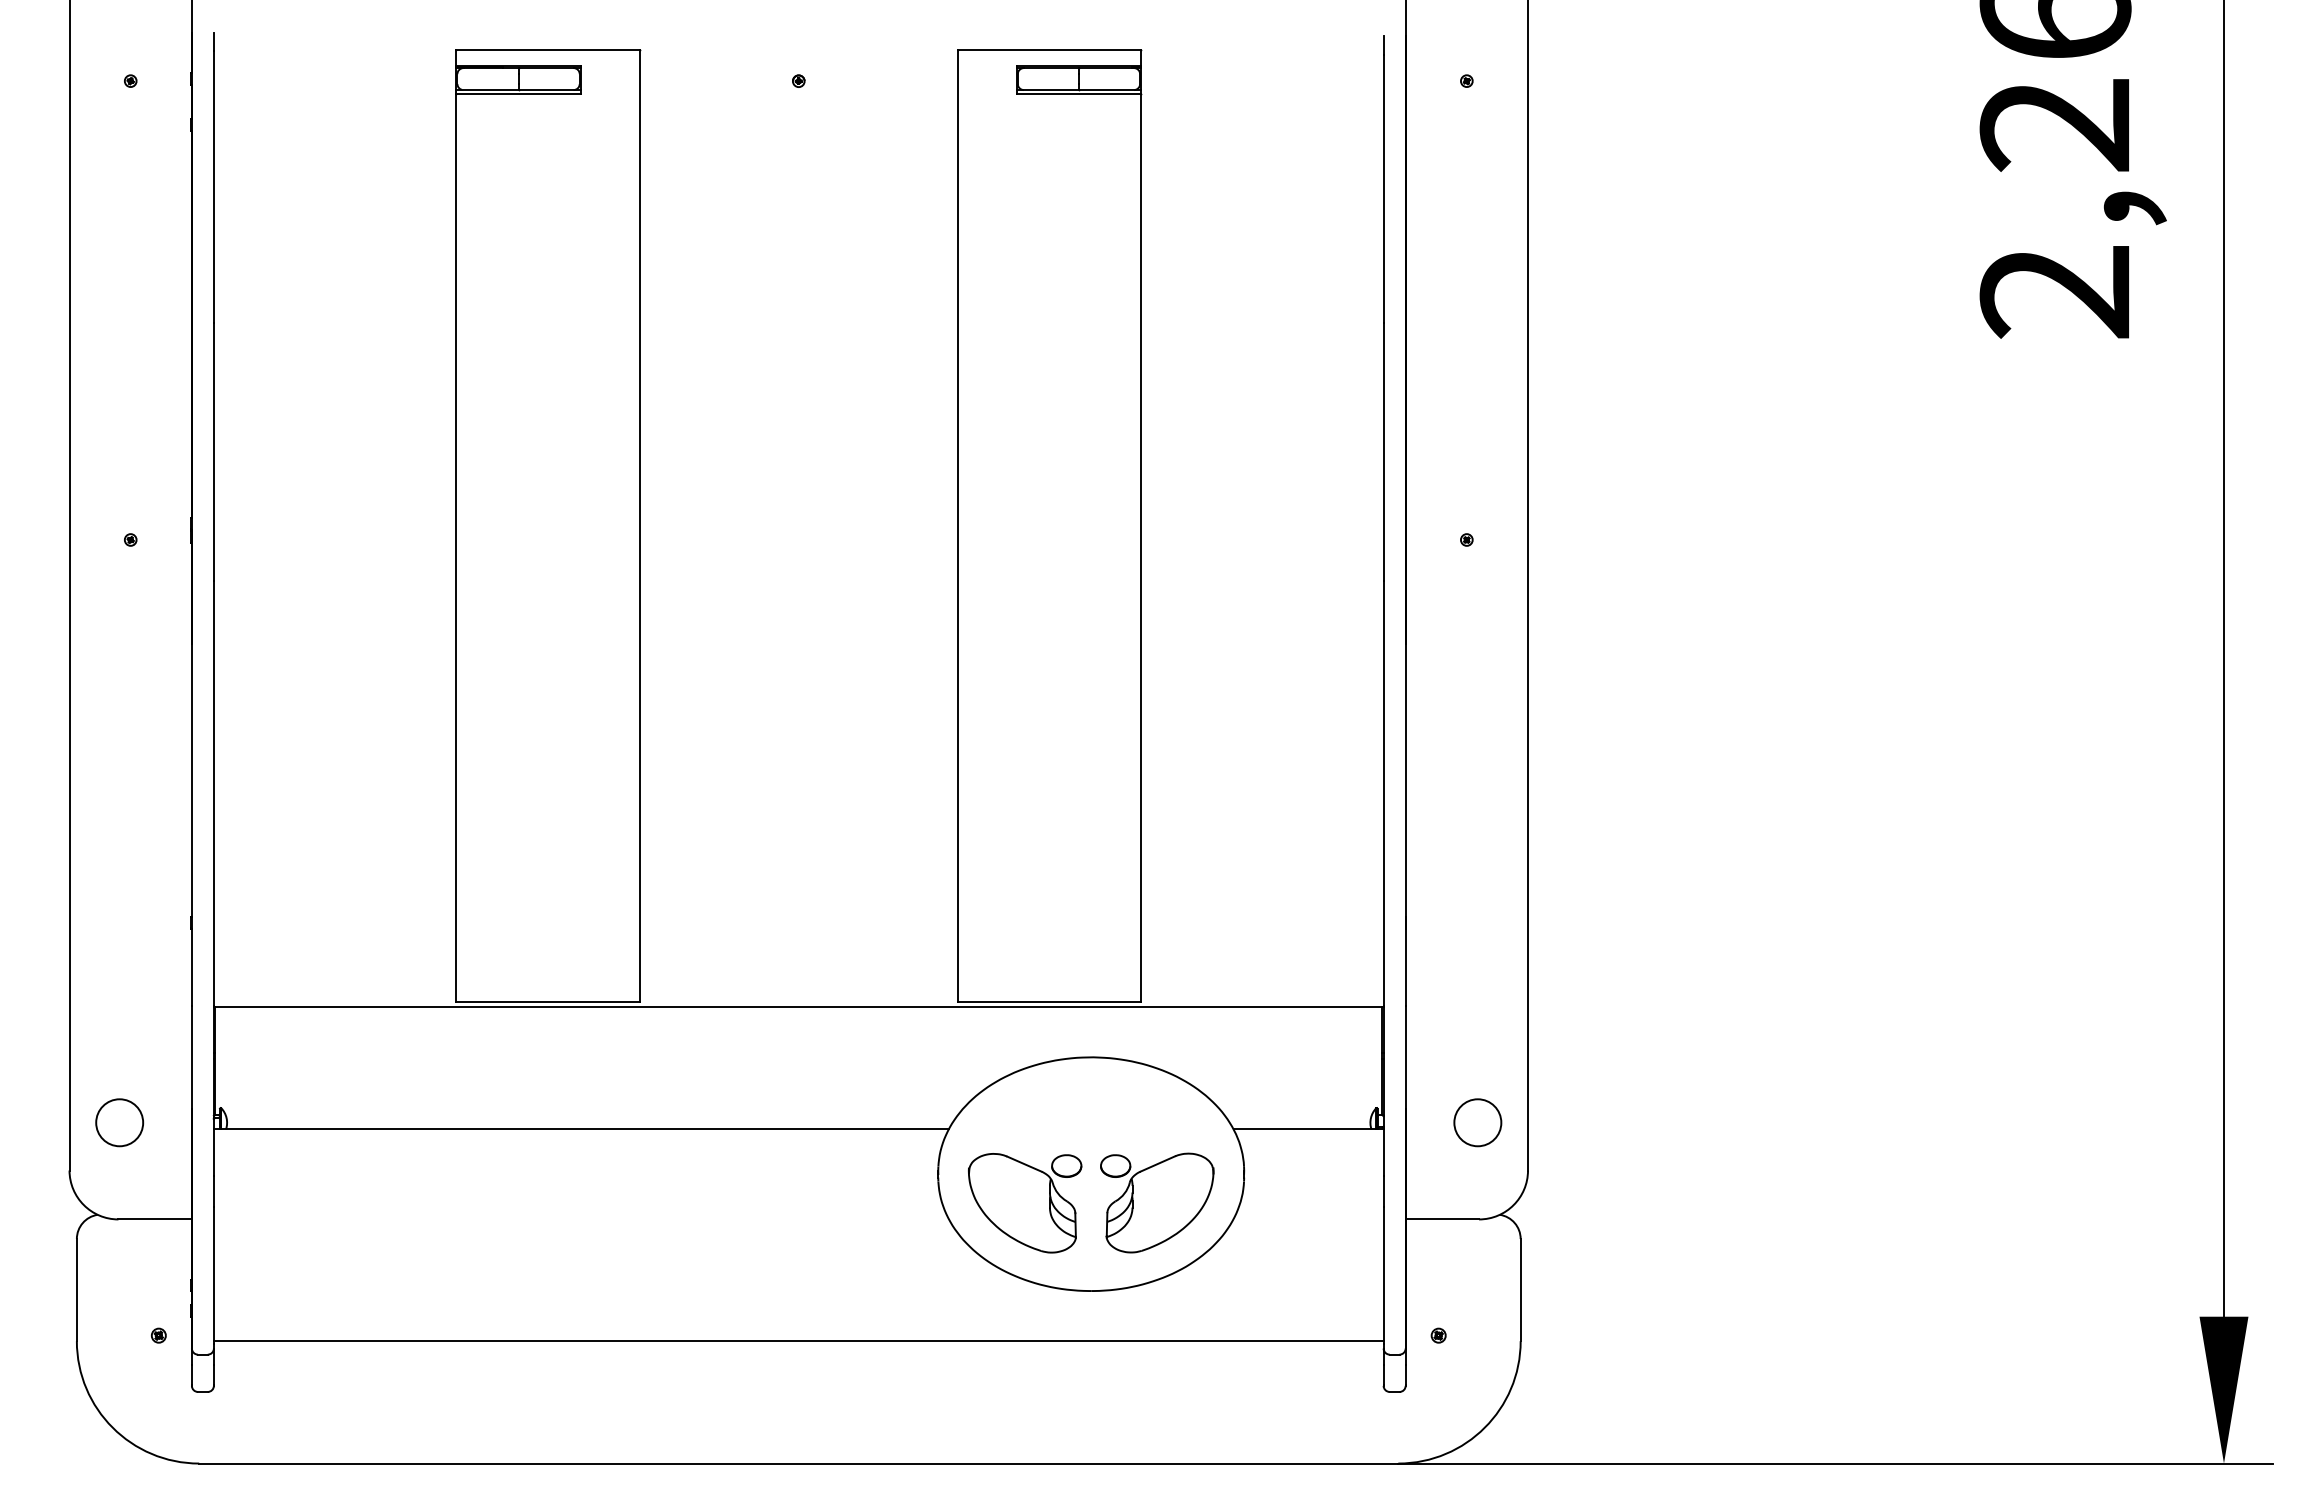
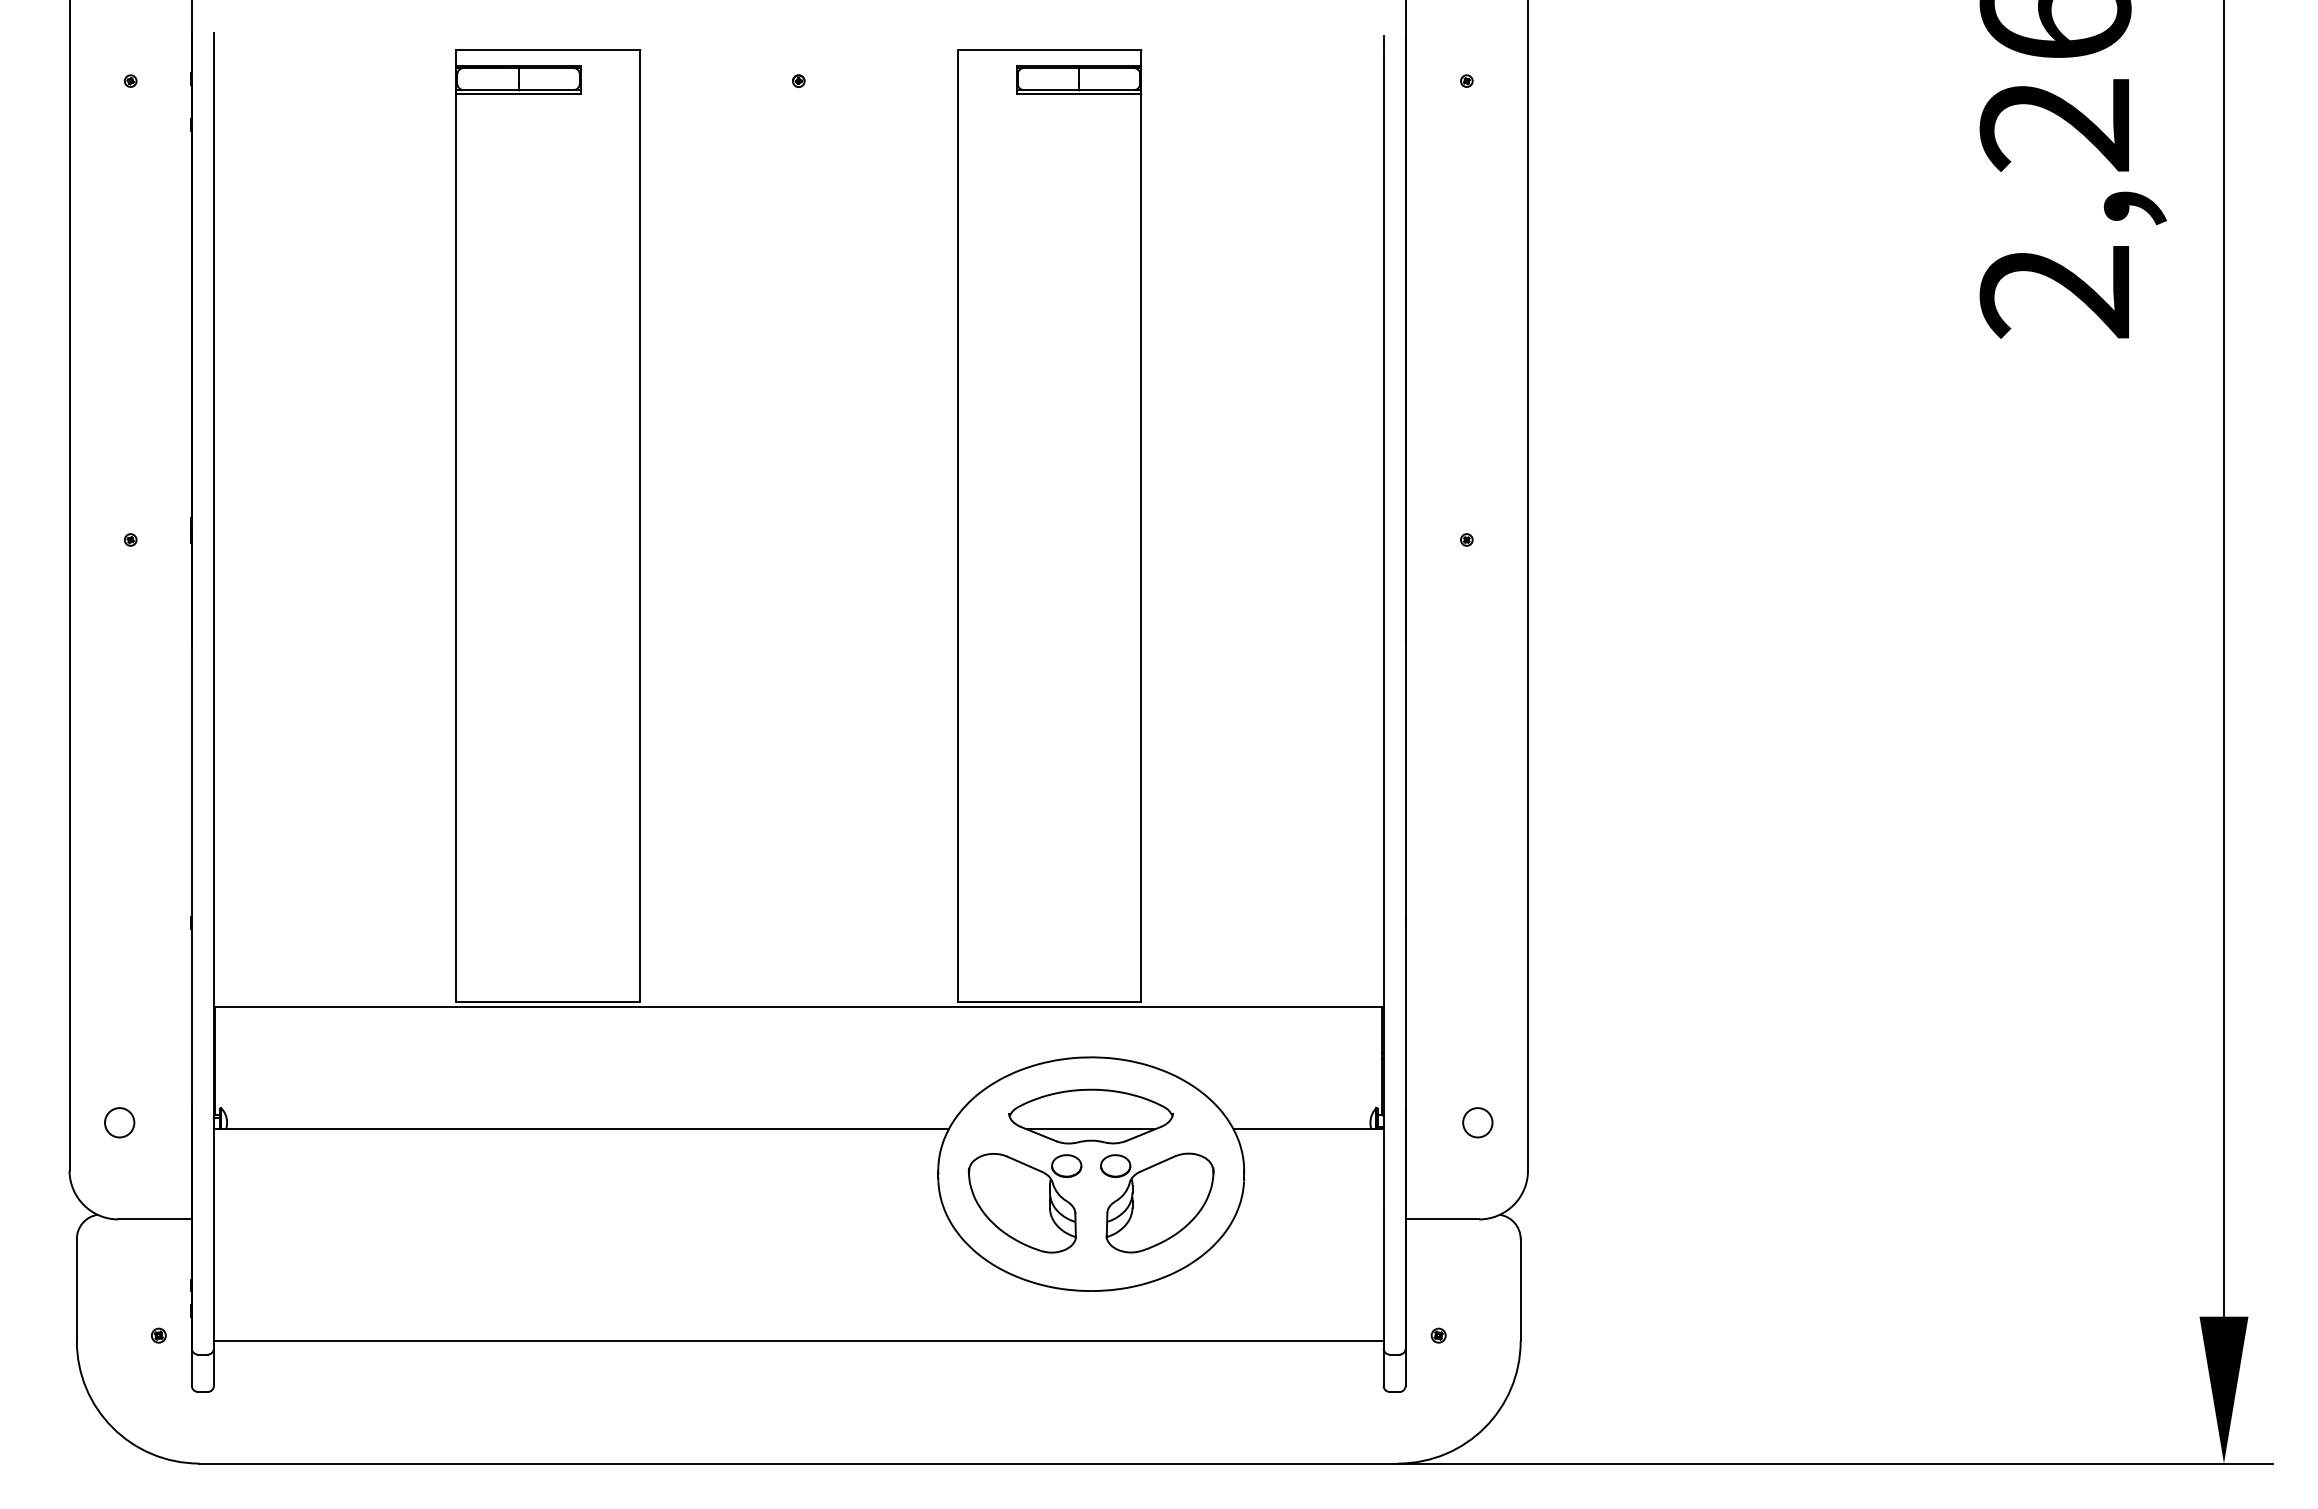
part: none -> present (1090, 1116)
circle diameter: 47 px -> 29 px (119, 1122)
circle diameter: 47 px -> 29 px (1477, 1122)
